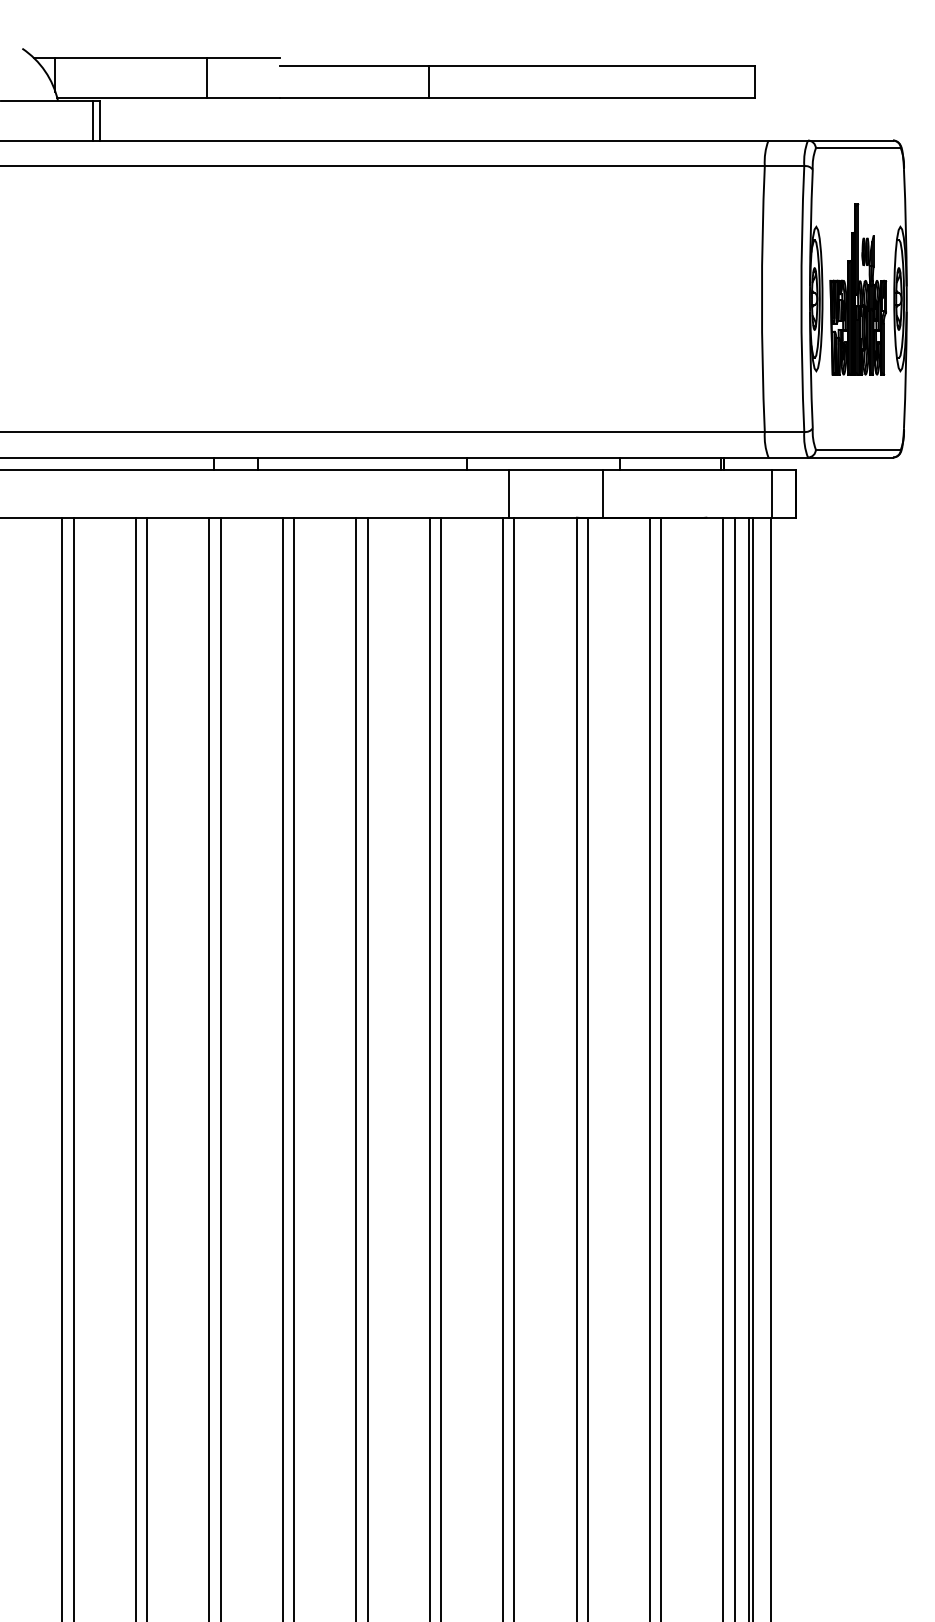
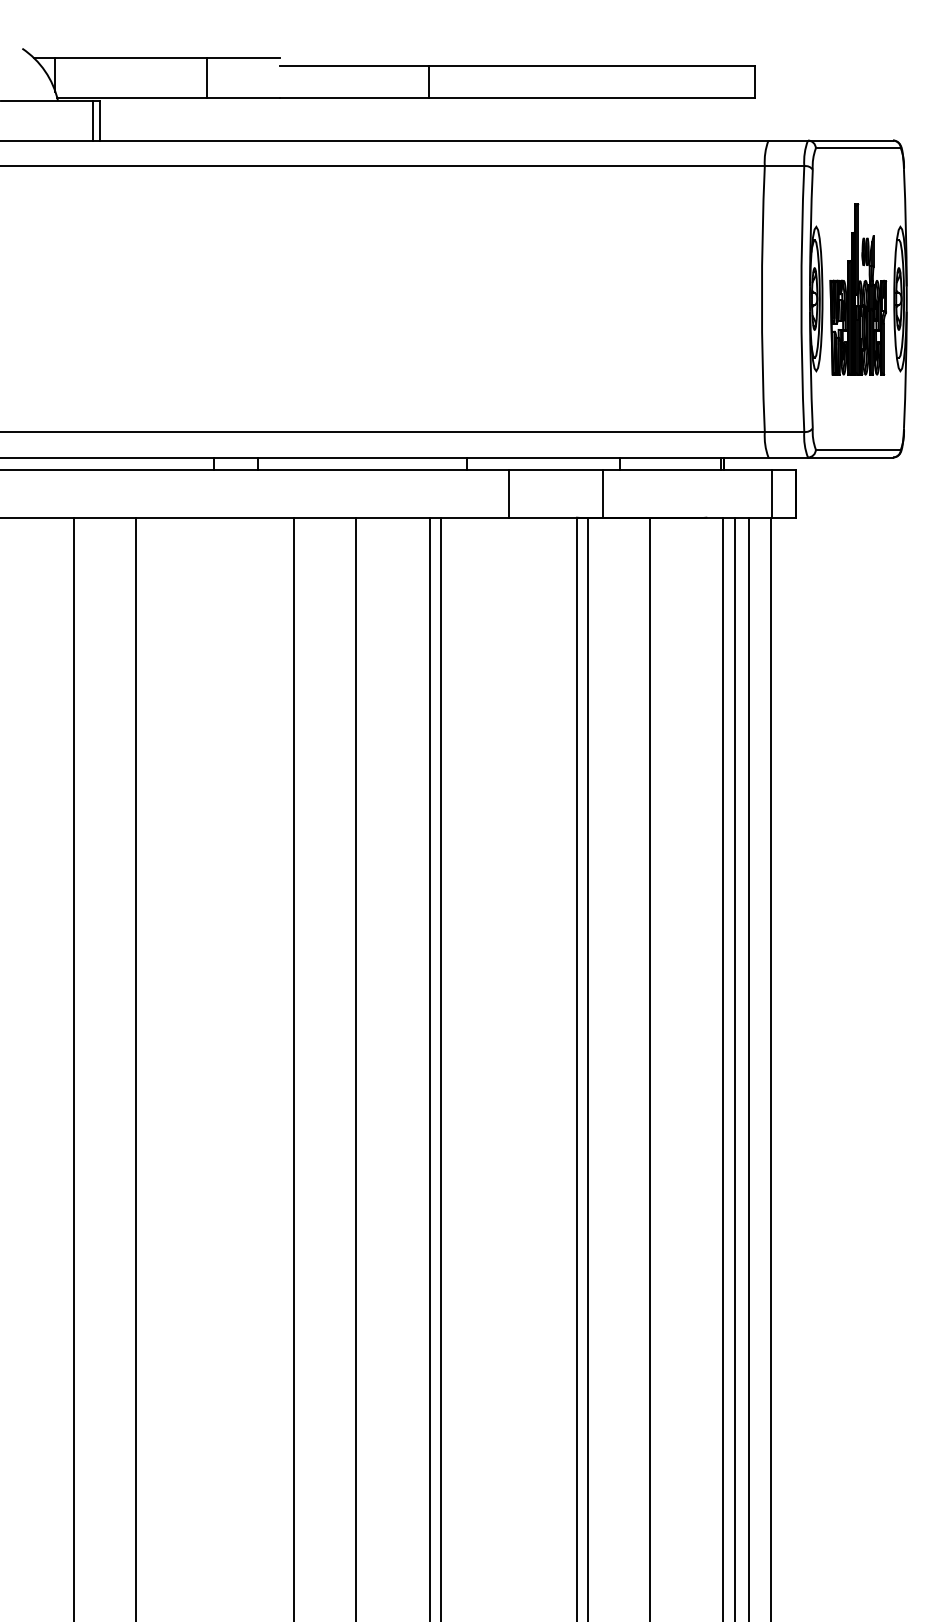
line: present -> none (62, 1067)
line: present -> none (147, 1067)
line: present -> none (209, 1067)
line: present -> none (220, 1067)
line: present -> none (282, 1067)
line: present -> none (367, 1067)
line: present -> none (503, 1067)
line: present -> none (514, 1067)
line: present -> none (661, 1067)
line: present -> none (753, 1067)
